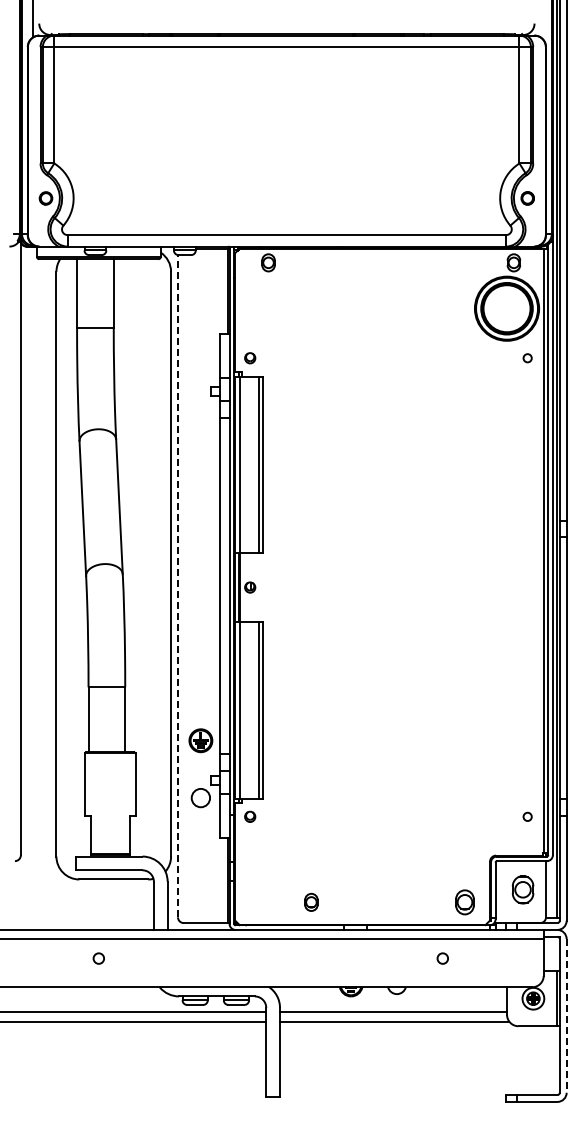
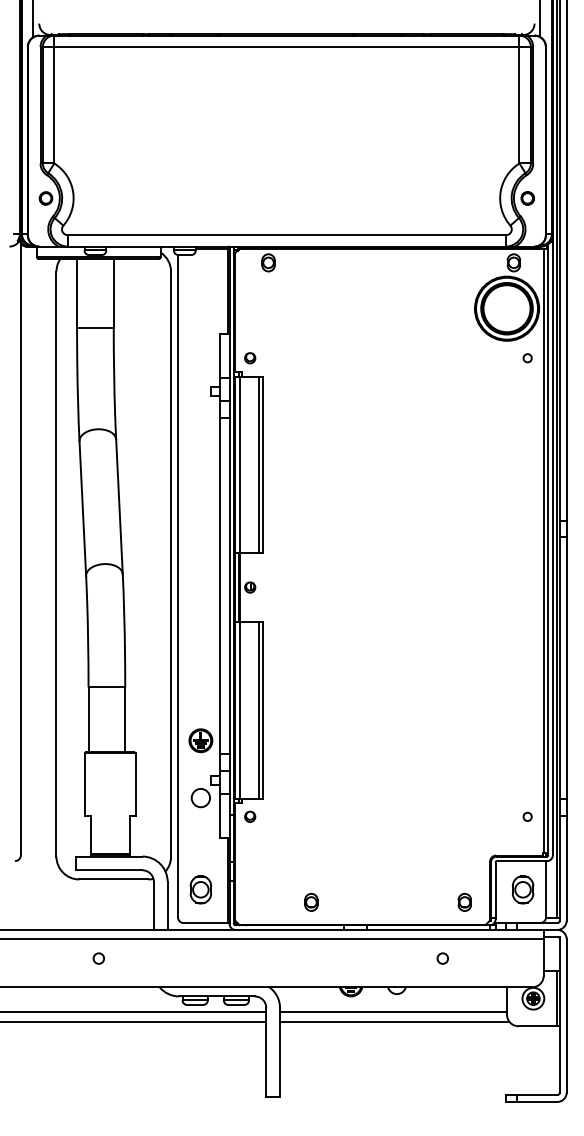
line: none -> present (540, 19)
line: dashed -> solid (177, 585)
part: none -> present (200, 889)
part size: 20x27 px -> 15x19 px (464, 902)
line: dashed -> solid (566, 1015)
